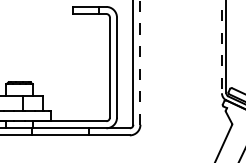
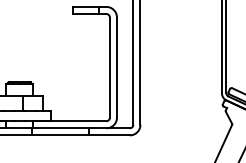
line: dashed -> solid (221, 47)
line: dashed -> solid (140, 61)
